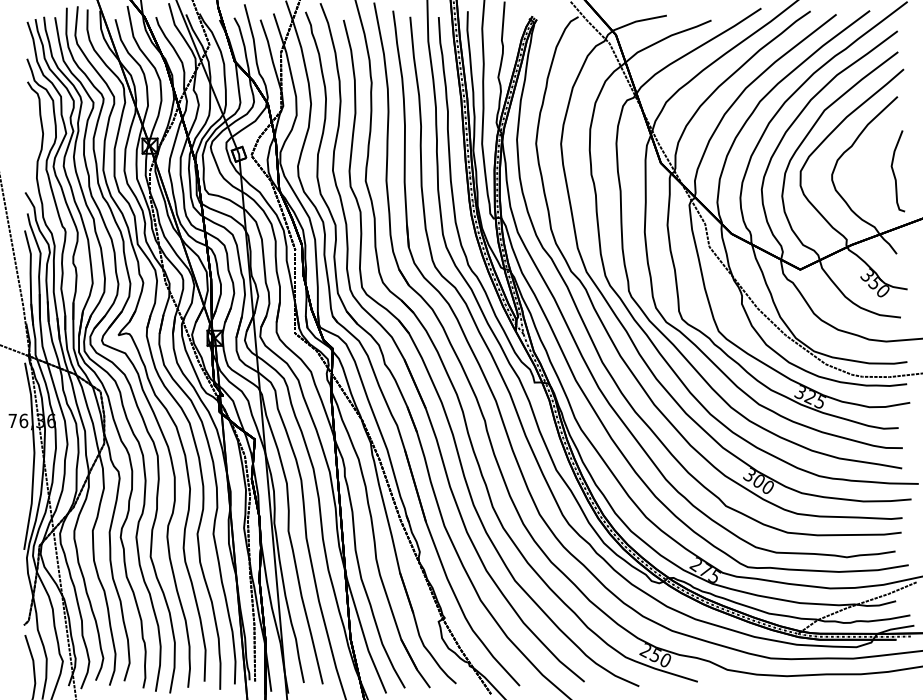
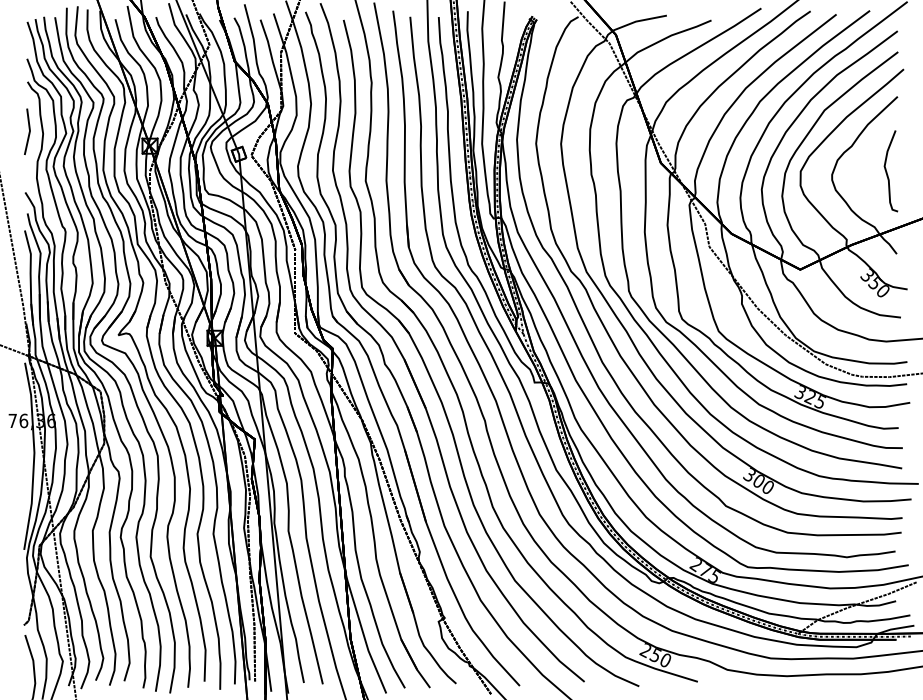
line: none -> present (28, 132)
curve position: (894, 171) -> (887, 171) (887, 171)
